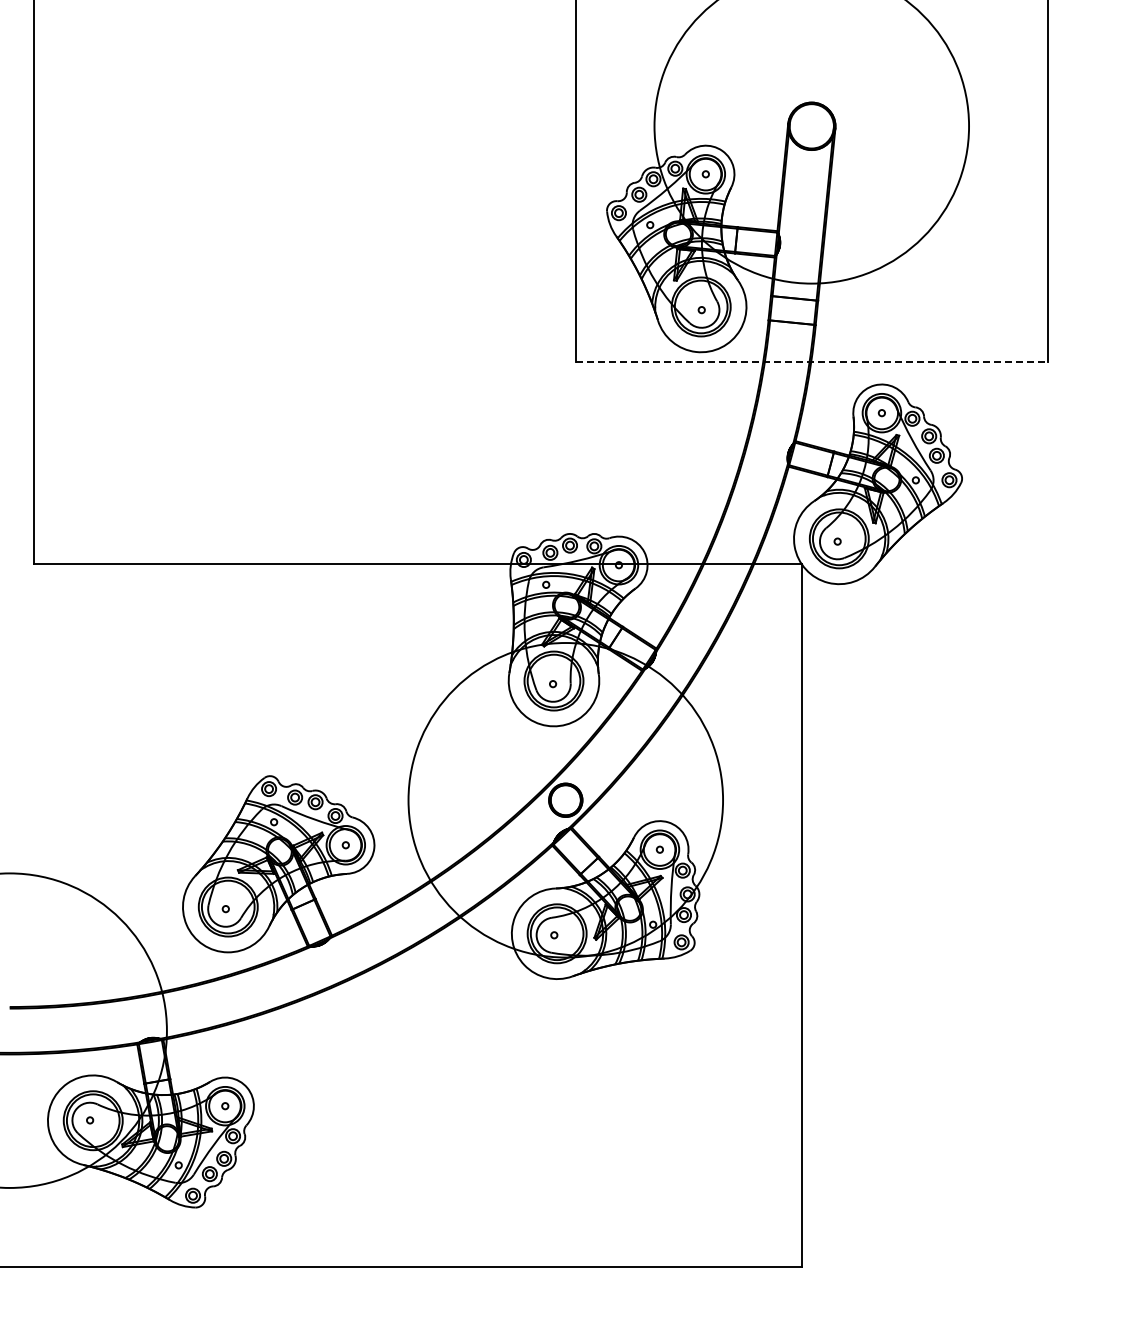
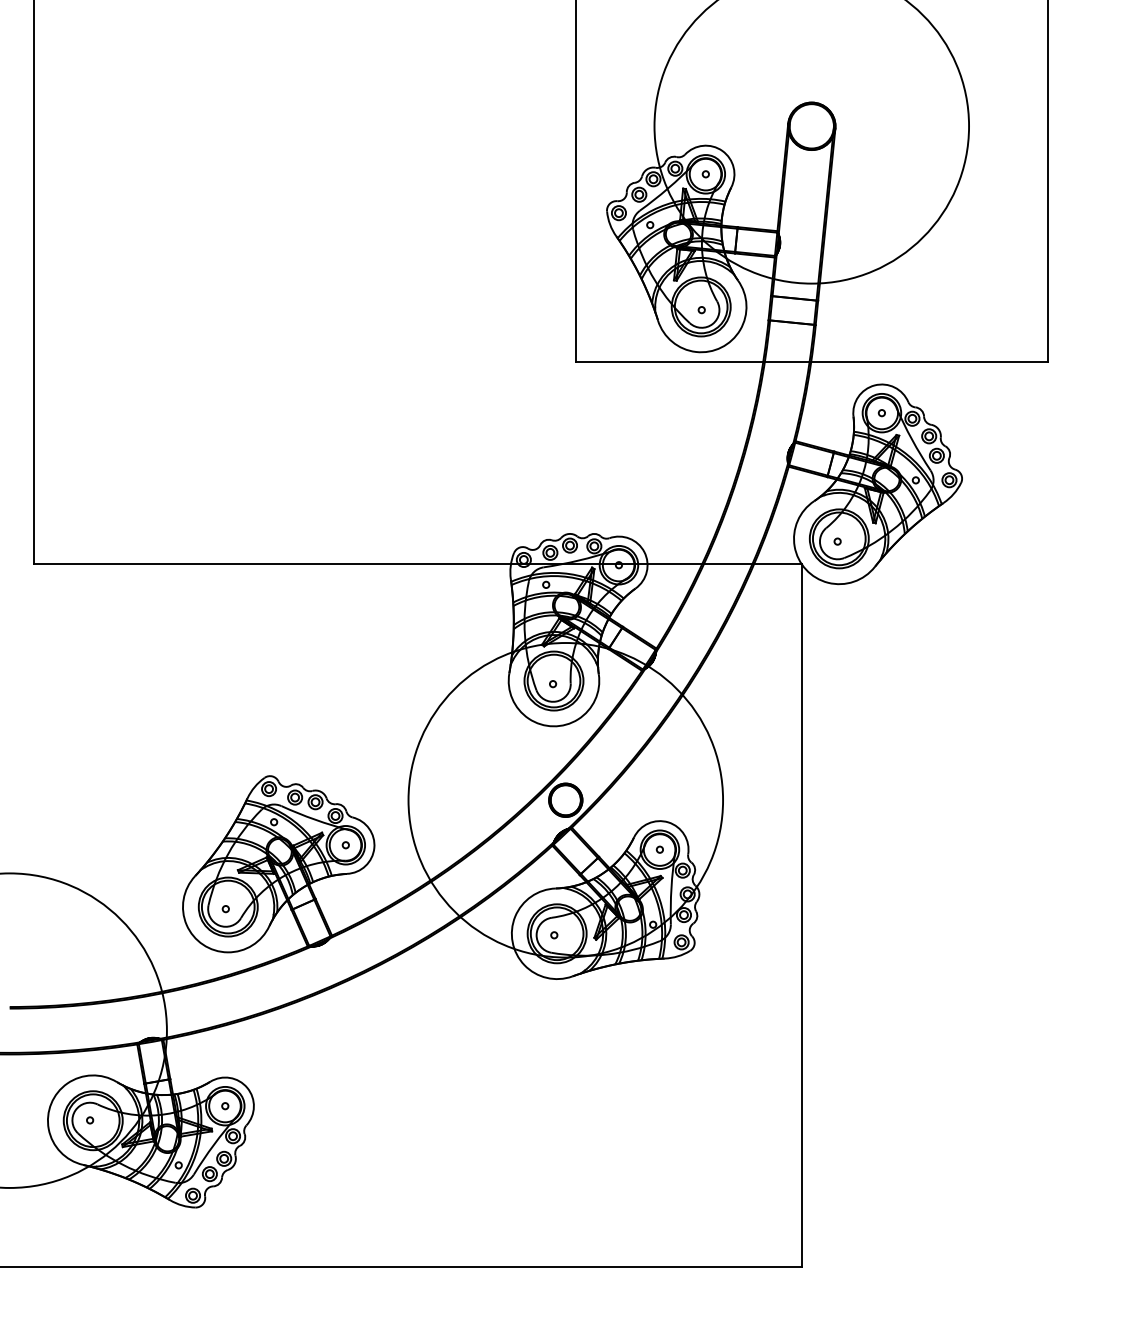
line: dashed -> solid (811, 362)
